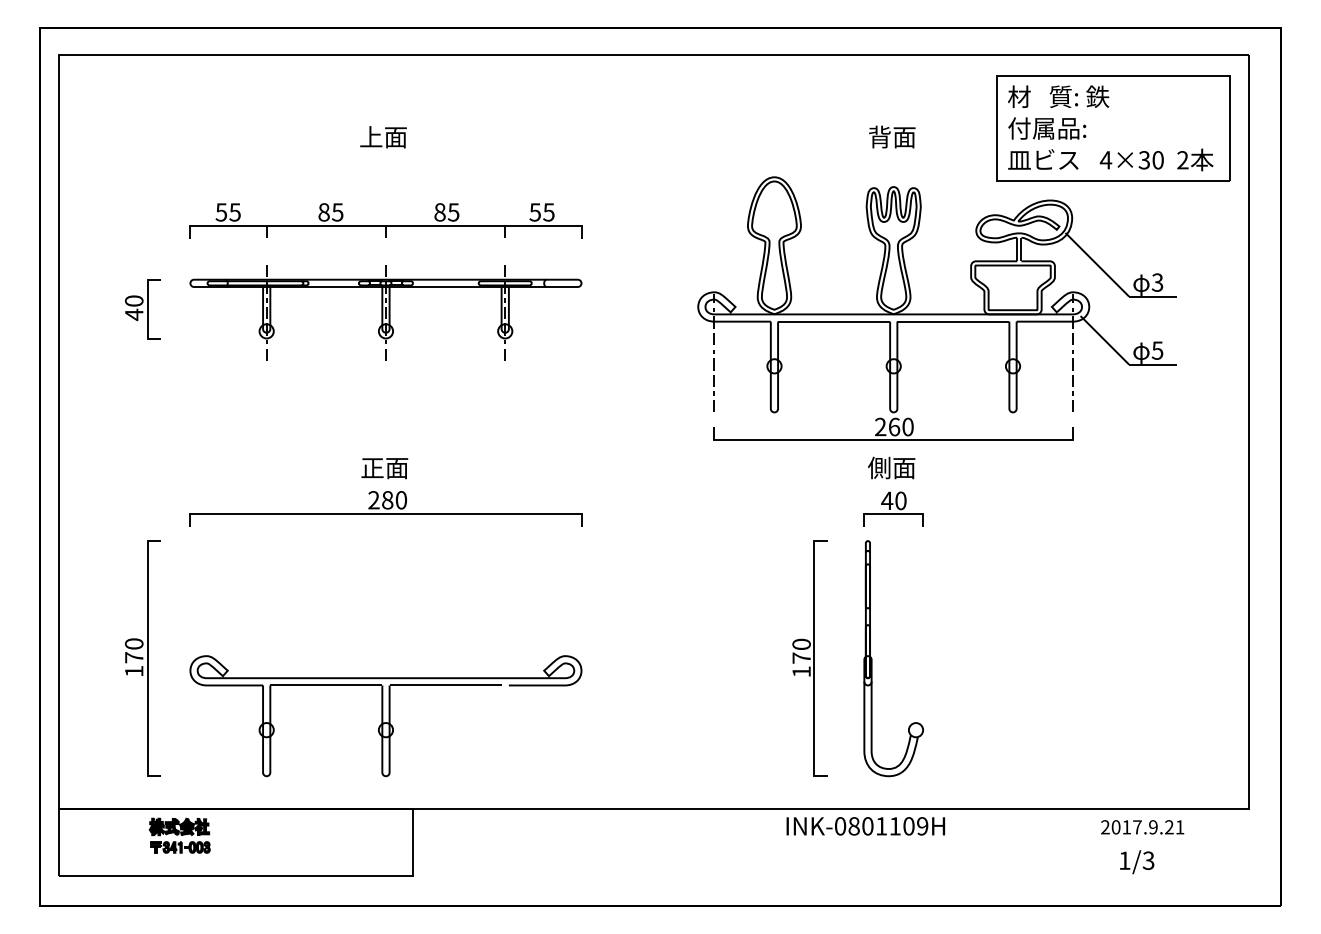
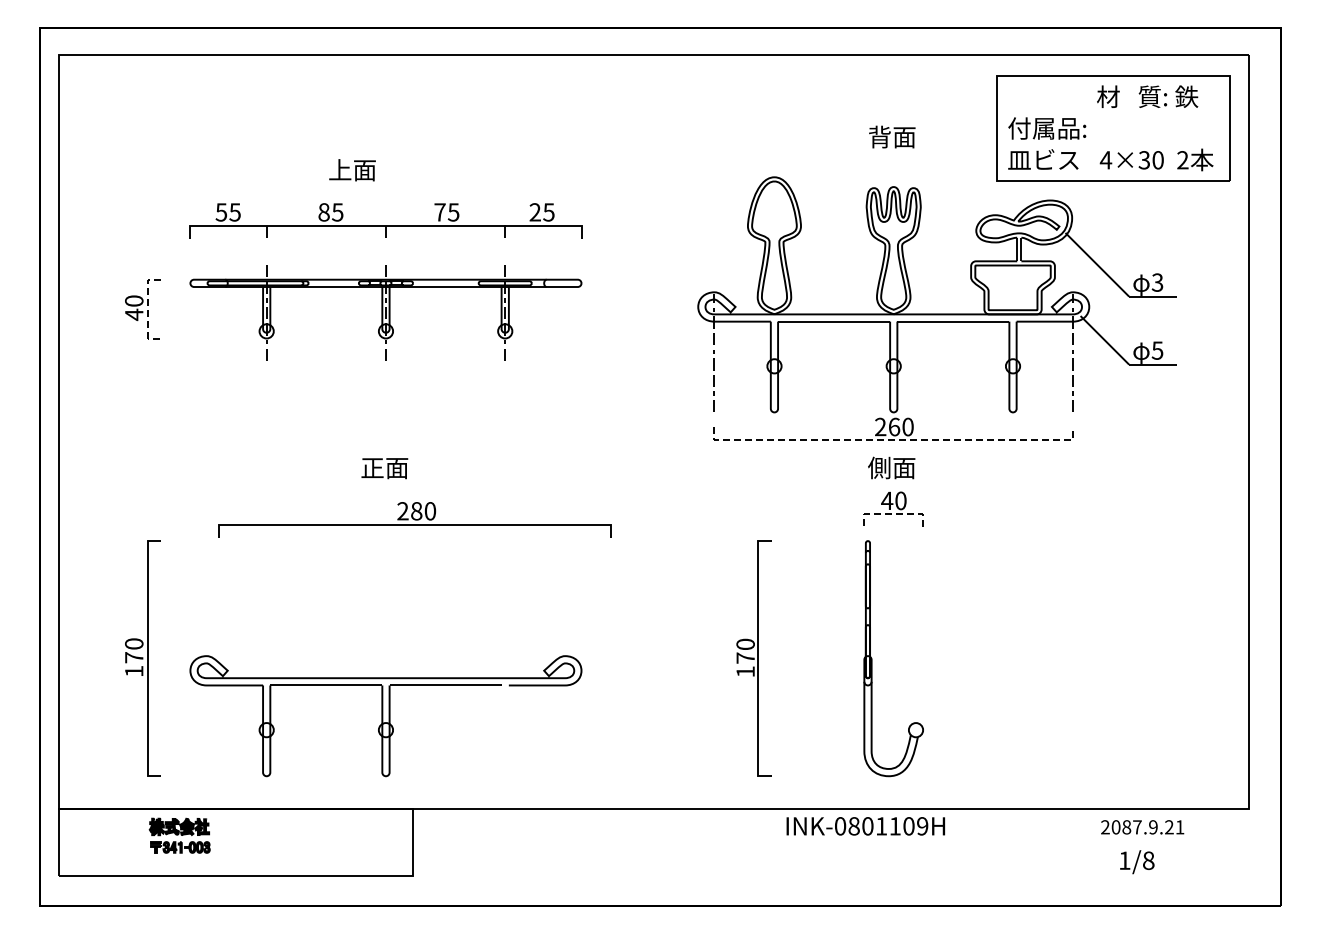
text position: (1058, 96) -> (1147, 96) (1147, 96)
text position: (383, 137) -> (352, 170) (352, 170)
text: 85 -> 75 (439, 212)
text: 55 -> 25 (534, 212)
line: solid -> dashed (148, 309)
line: solid -> dashed (894, 439)
part position: (385, 508) -> (414, 519) (414, 519)
line: solid -> dashed (893, 513)
part position: (809, 658) -> (753, 658) (753, 658)
text: 2017.9.21 -> 2087.9.21 (1126, 827)
text: 1/3 -> 1/8 (1148, 860)
